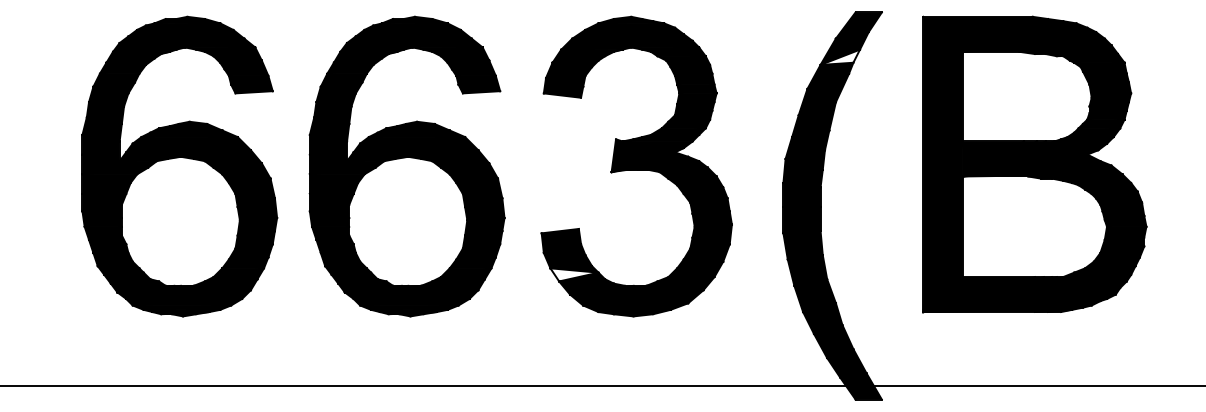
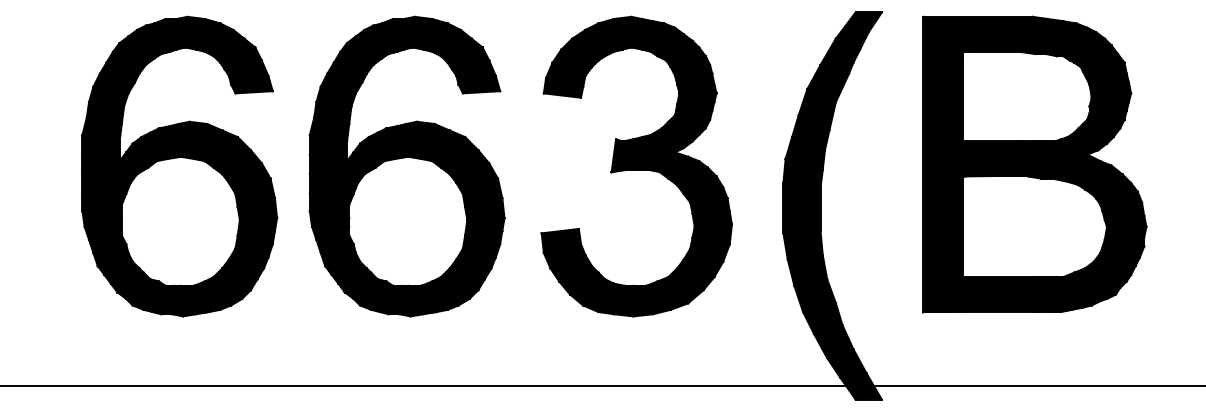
fill: none -> present (839, 56)
fill: none -> present (574, 274)
